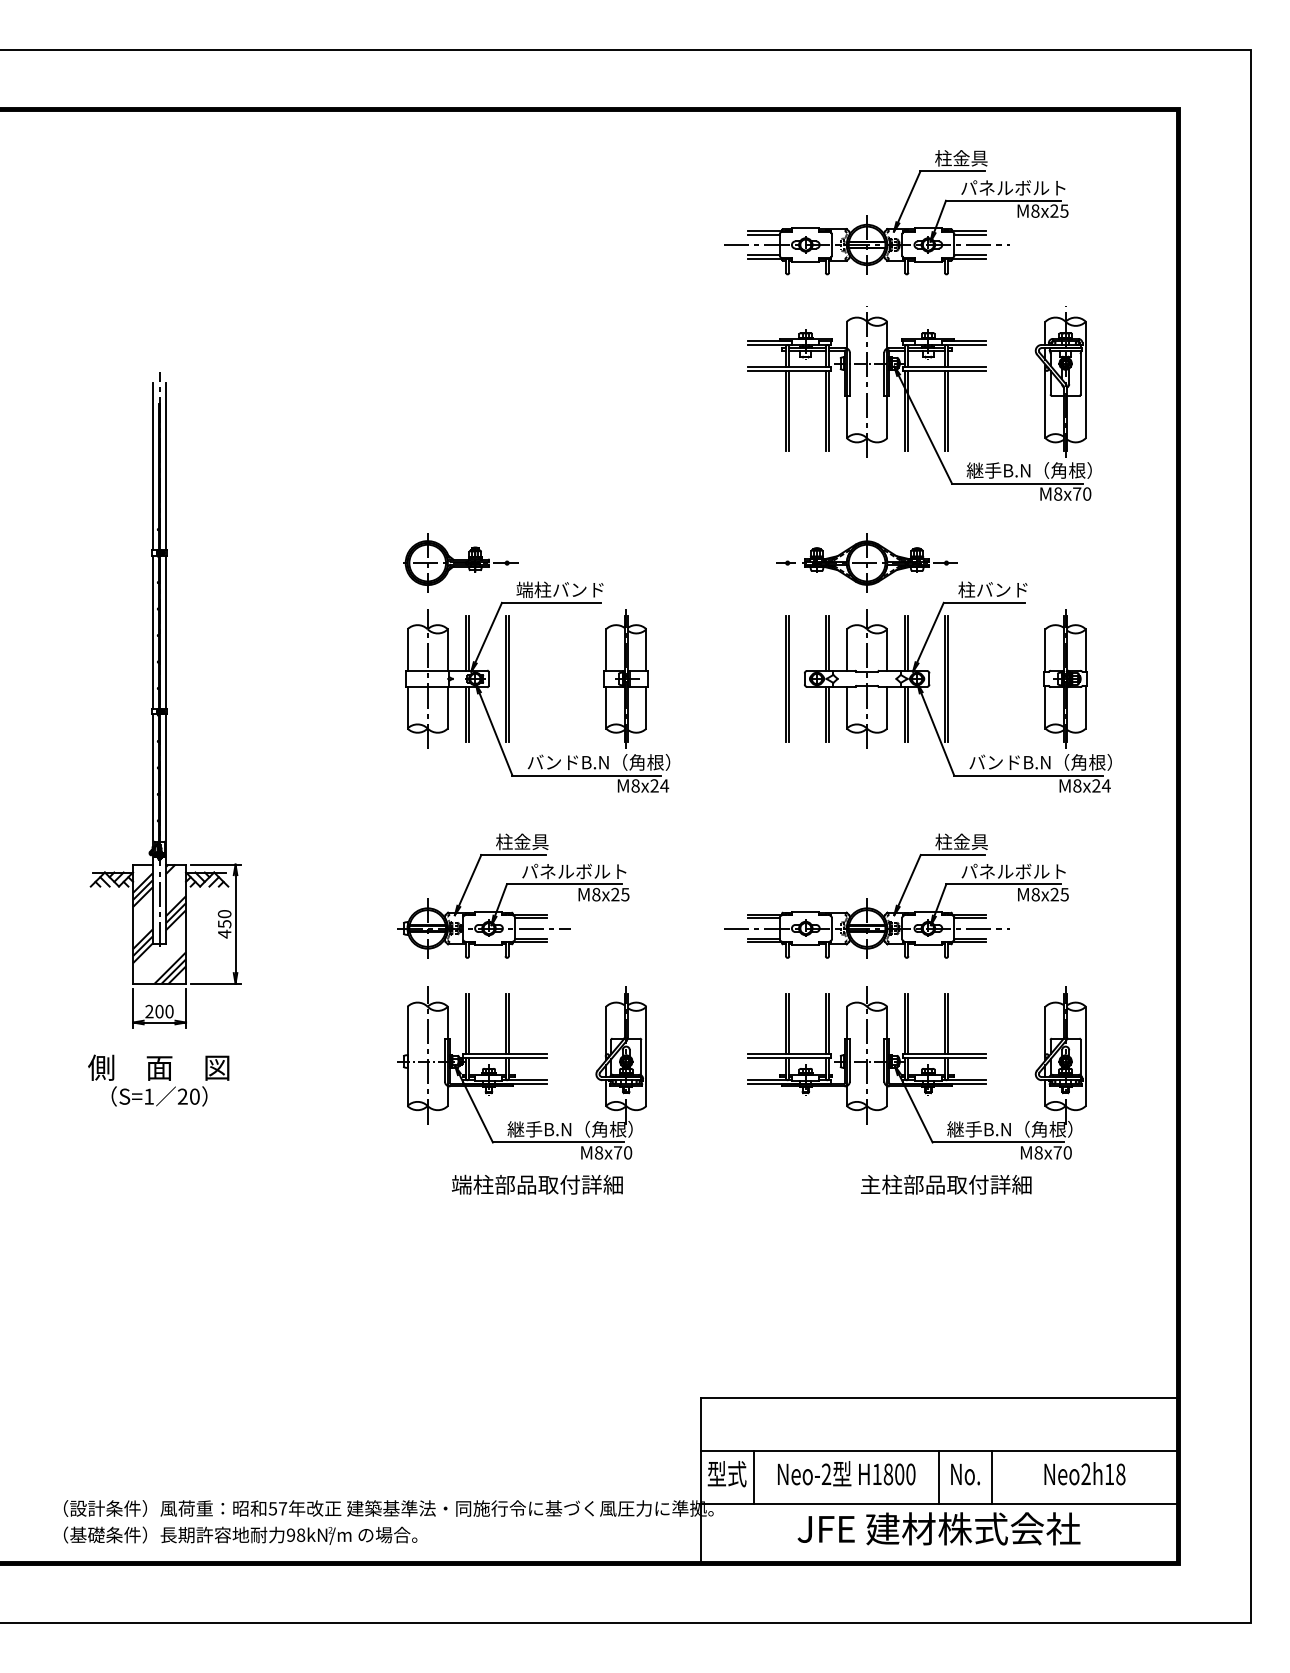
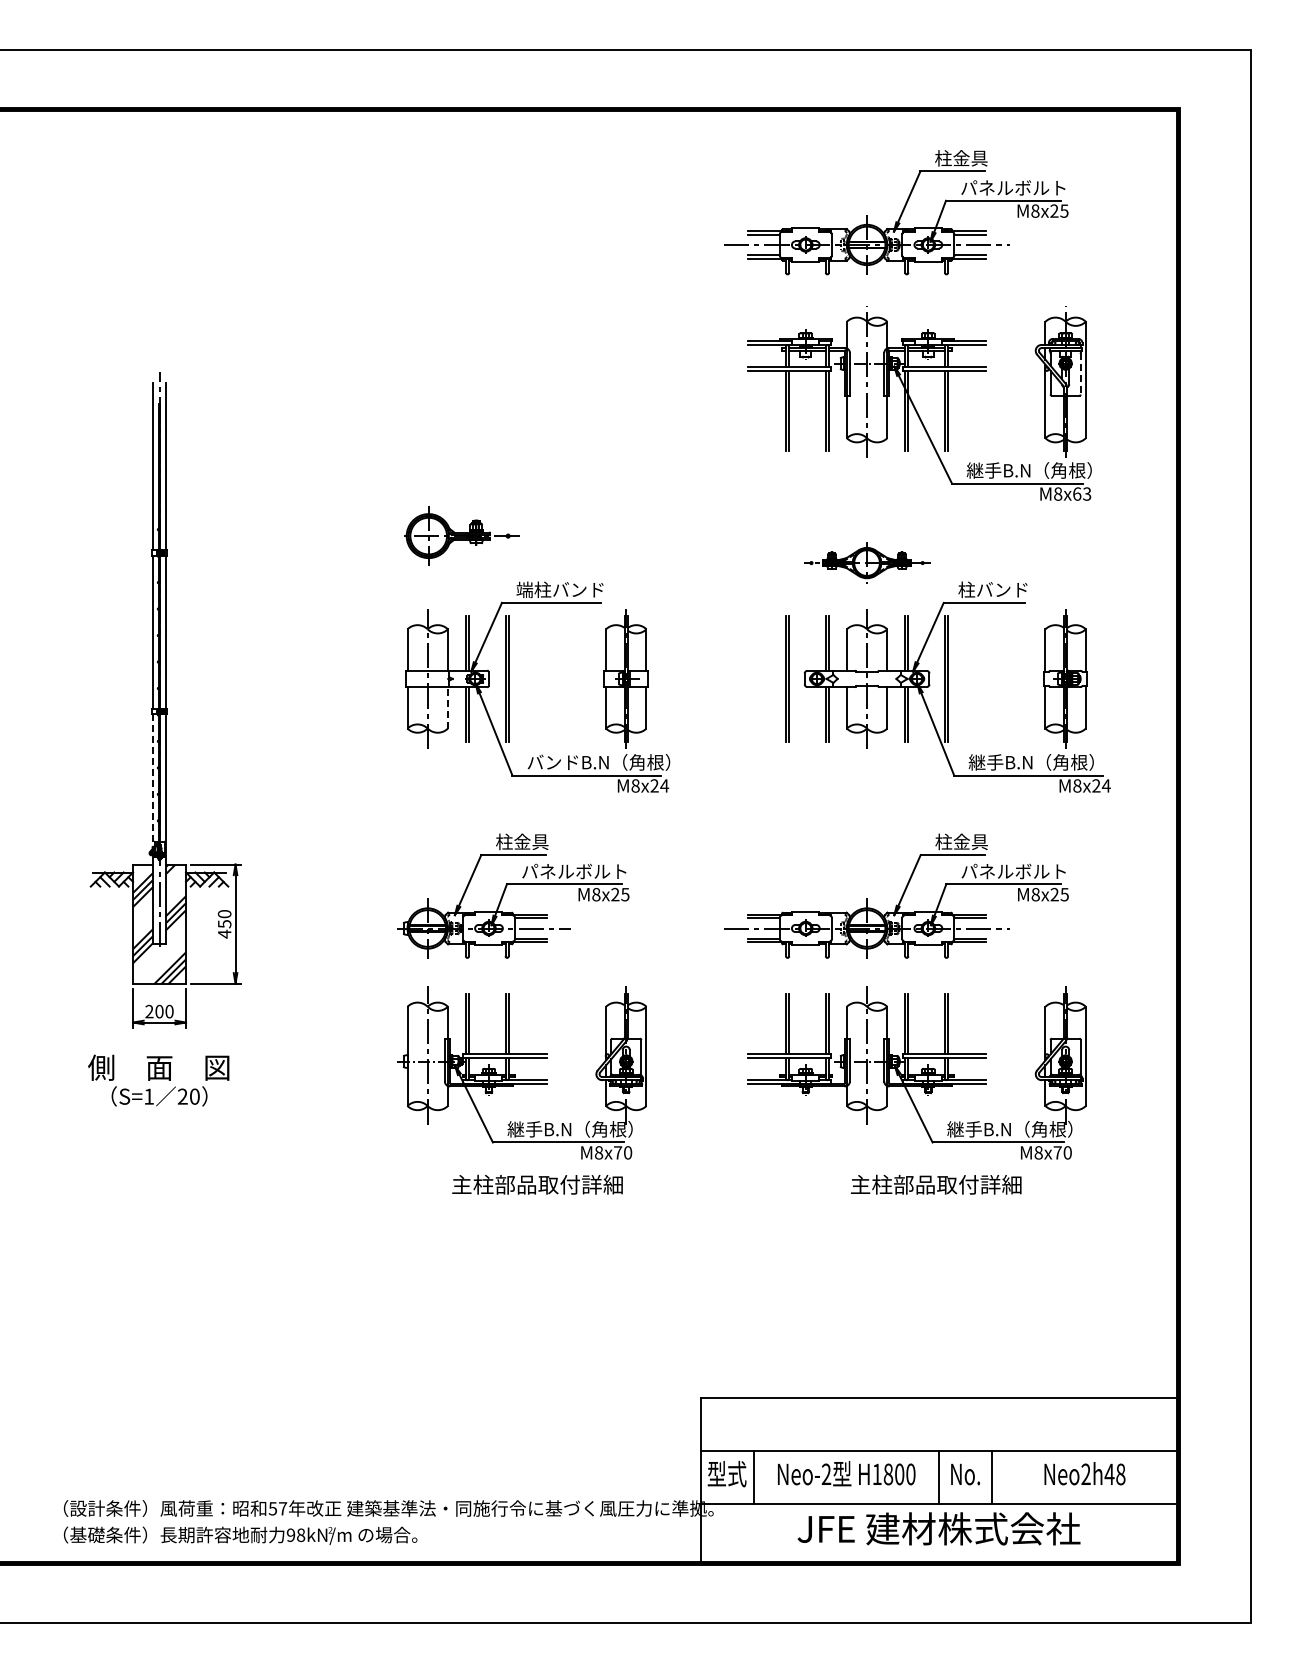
line: solid -> dashed (1080, 373)
text: M8x70 -> M8x63 (1082, 493)
part position: (460, 562) -> (461, 535) (461, 535)
part size: 182x60 px -> 127x42 px (867, 562)
line: solid -> dashed (447, 707)
text: バンドB.N（角根） -> 継手B.N（角根） (1039, 762)
line: solid -> dashed (152, 781)
text: 端柱部品取付詳細 -> 主柱部品取付詳細 (461, 1184)
text position: (946, 1184) -> (936, 1184) (936, 1184)
text: Neo2h18 -> Neo2h48 (1109, 1473)
